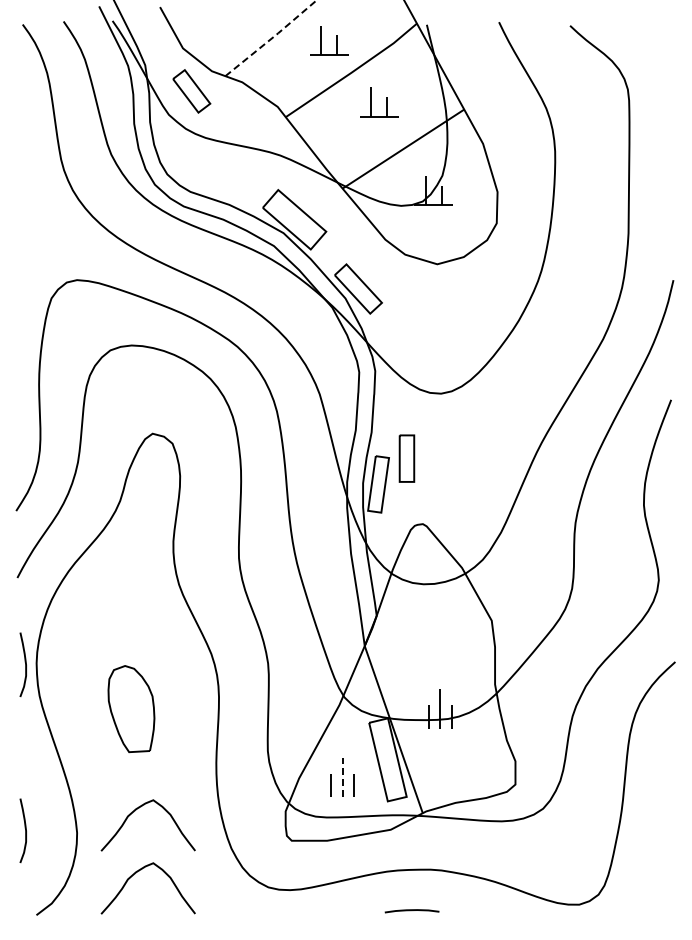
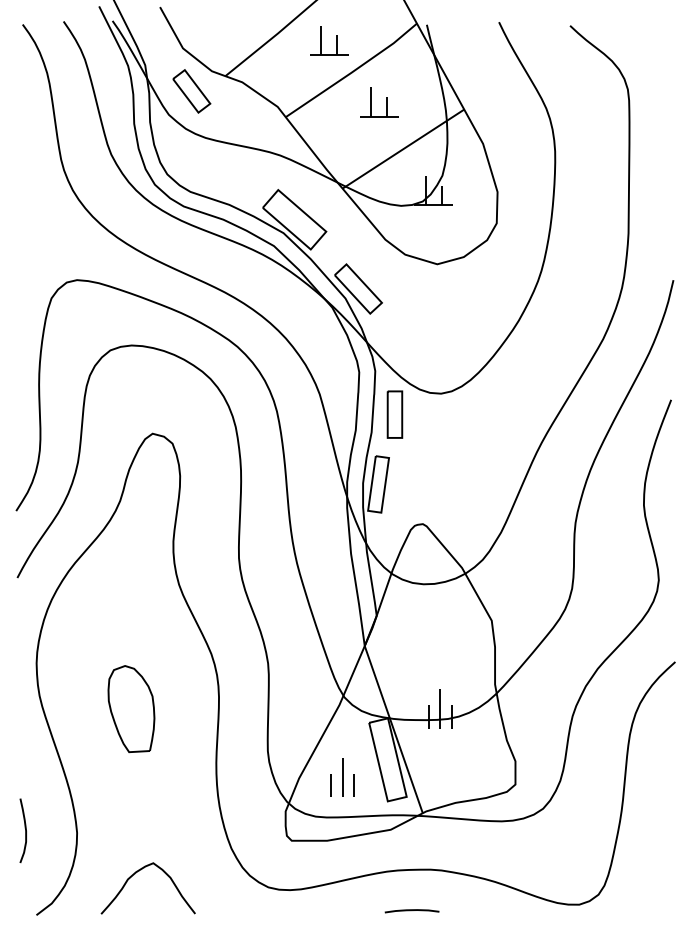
line: dashed -> solid (271, 38)
part position: (406, 458) -> (394, 414) (394, 414)
curve: present -> none (24, 662)
line: dashed -> solid (342, 777)
curve: present -> none (135, 811)
